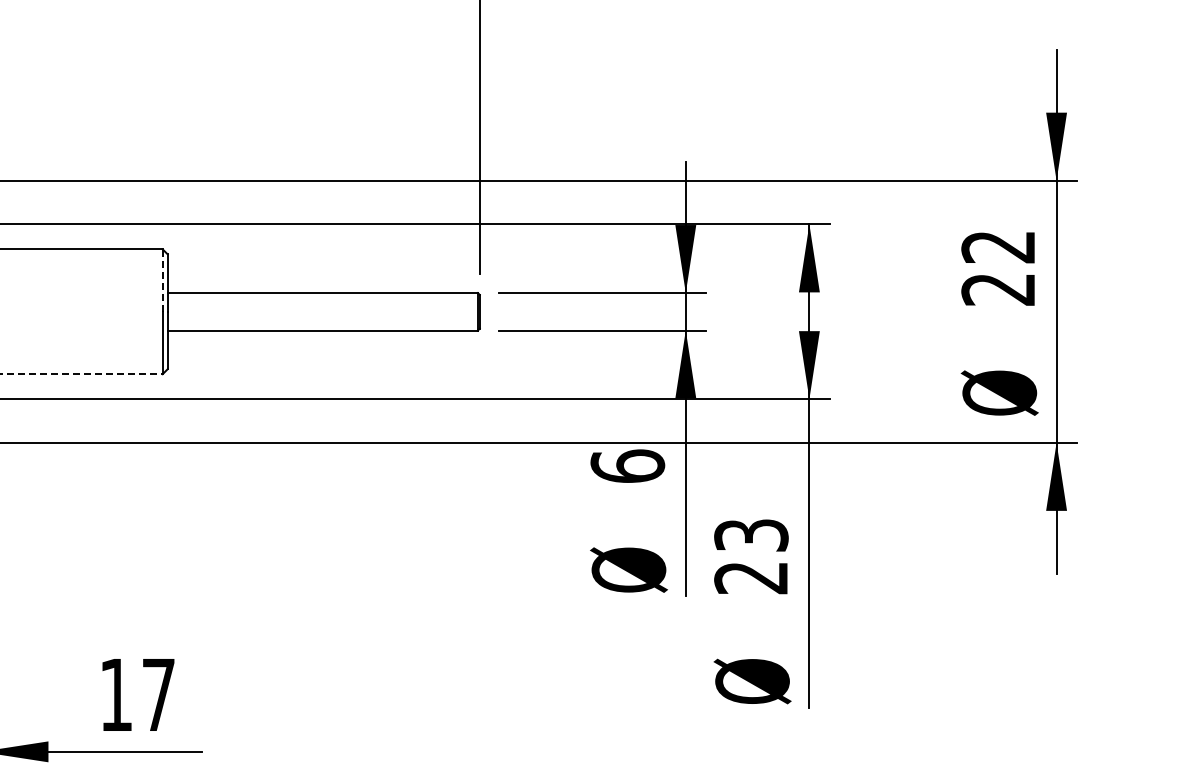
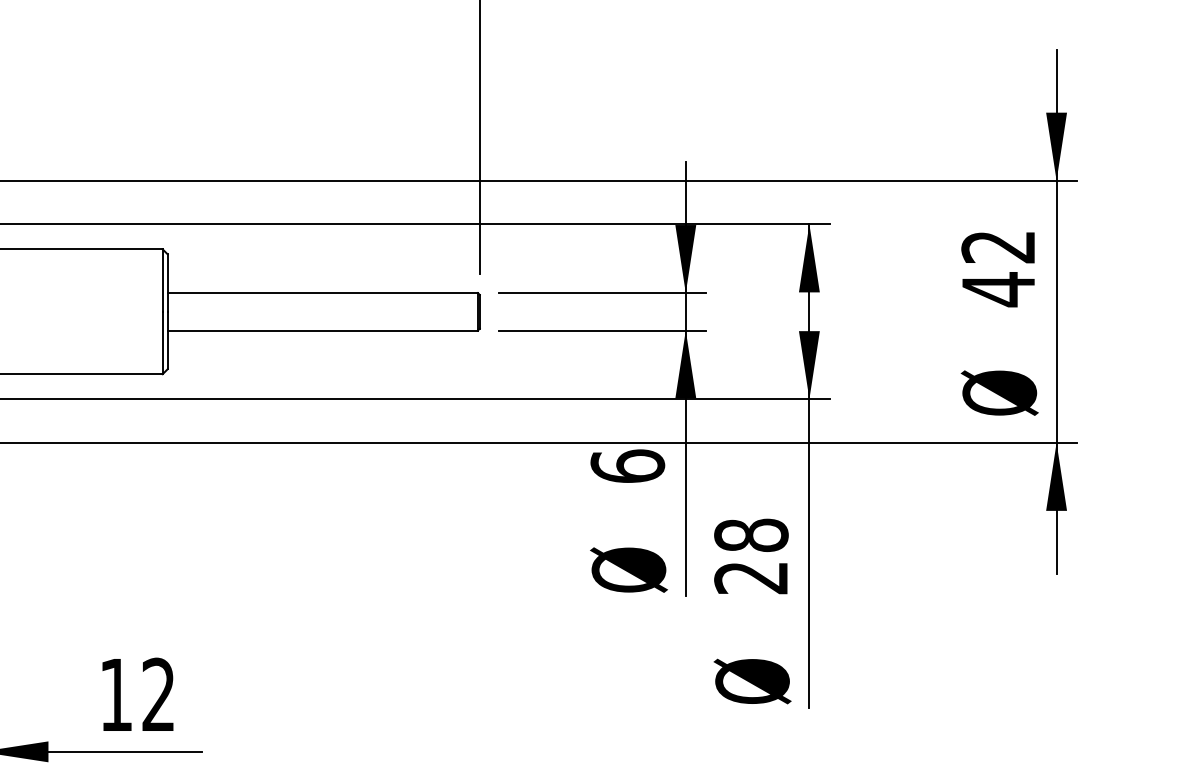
line: dashed -> solid (162, 280)
text: 22 -> 42 (997, 289)
line: dashed -> solid (81, 374)
text: 23 -> 28 (751, 535)
text: 17 -> 12 (158, 693)
